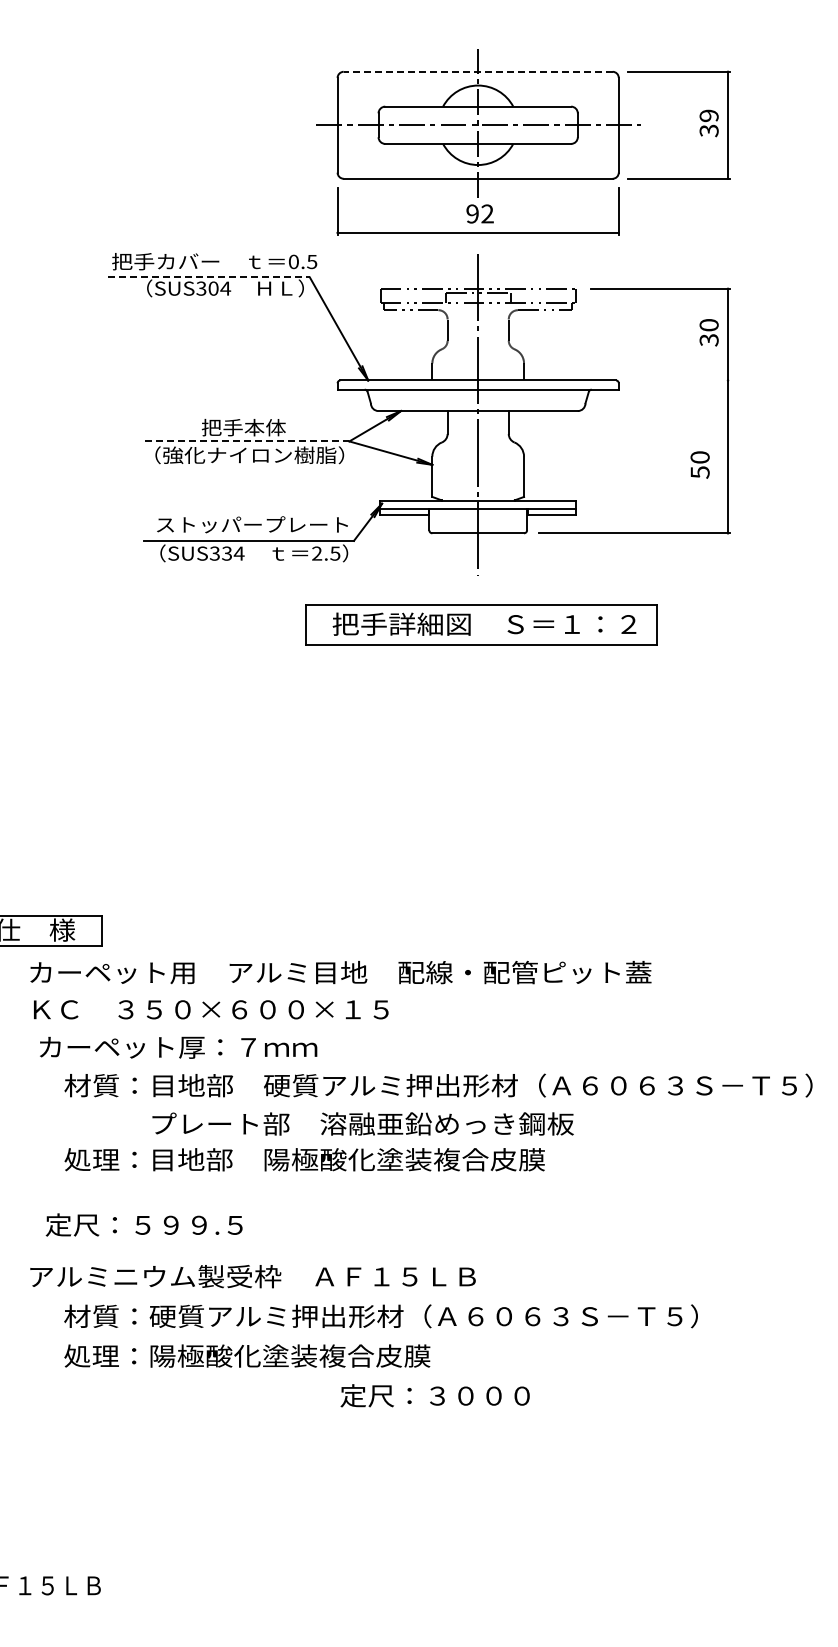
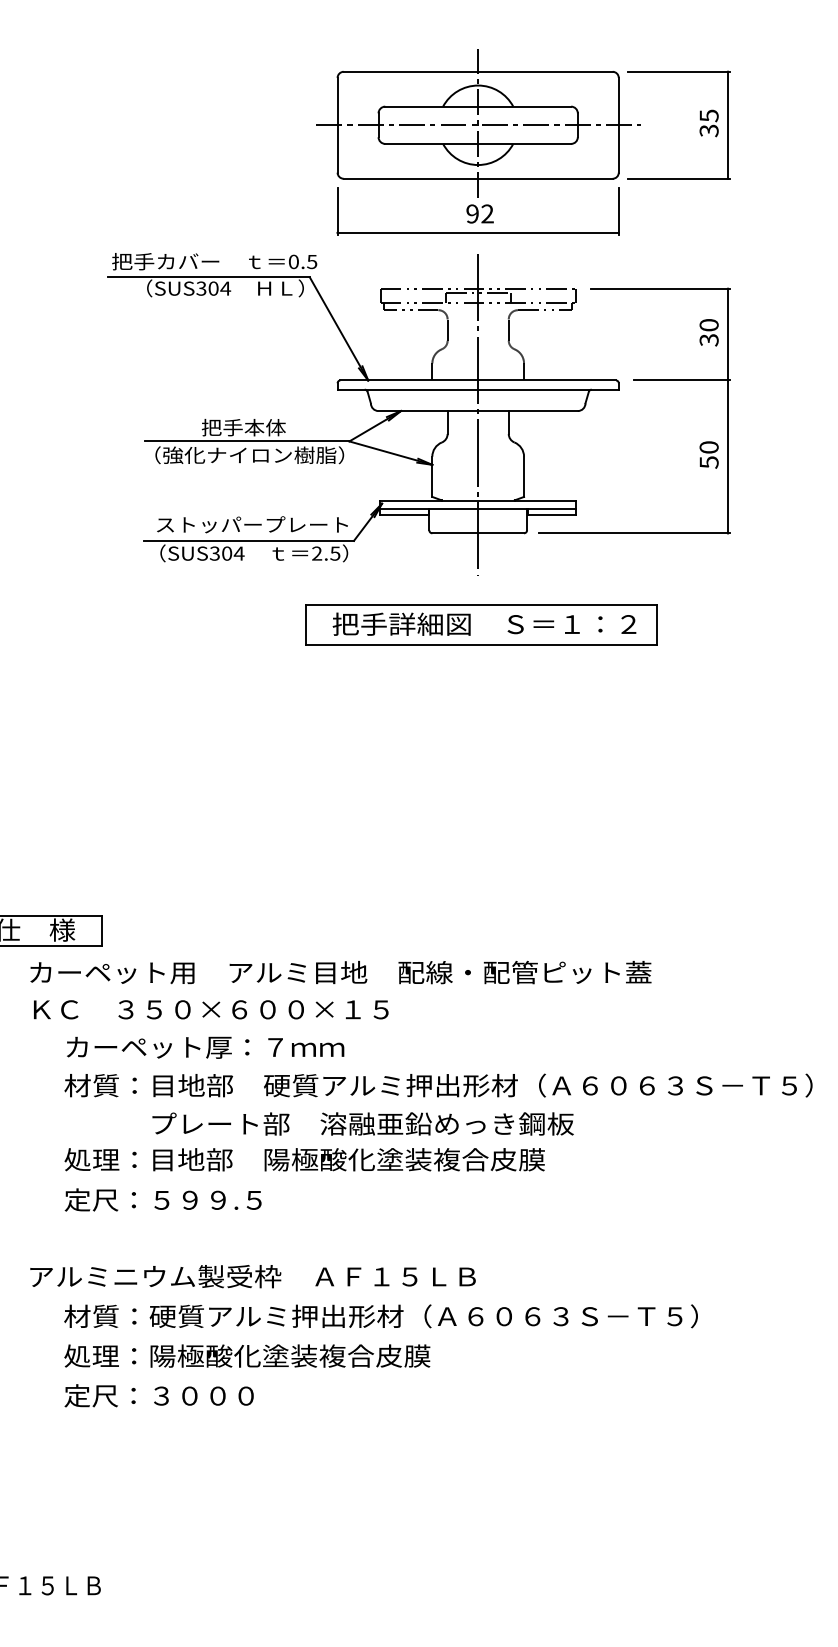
line: dashed -> solid (477, 71)
text: 39 -> 35 (708, 115)
line: dashed -> solid (209, 277)
line: none -> present (681, 380)
line: dashed -> solid (247, 441)
text position: (699, 464) -> (708, 454) (708, 454)
text: SUS334 -> SUS304 (227, 553)
text position: (178, 1047) -> (205, 1047) (205, 1047)
text position: (143, 1224) -> (162, 1199) (162, 1199)
text position: (434, 1395) -> (158, 1395) (158, 1395)
